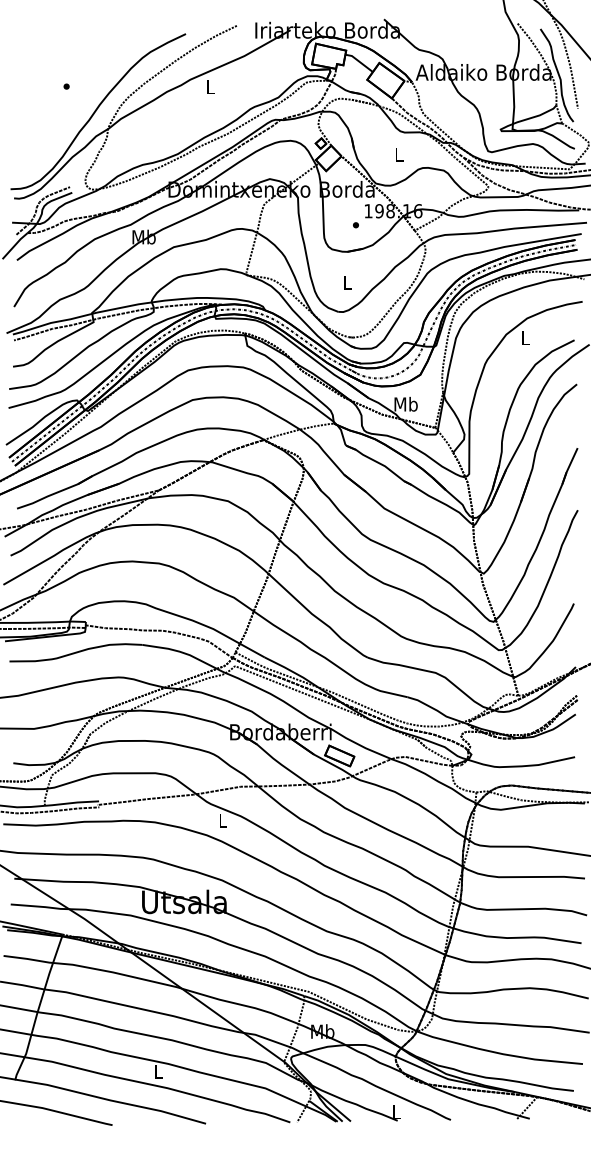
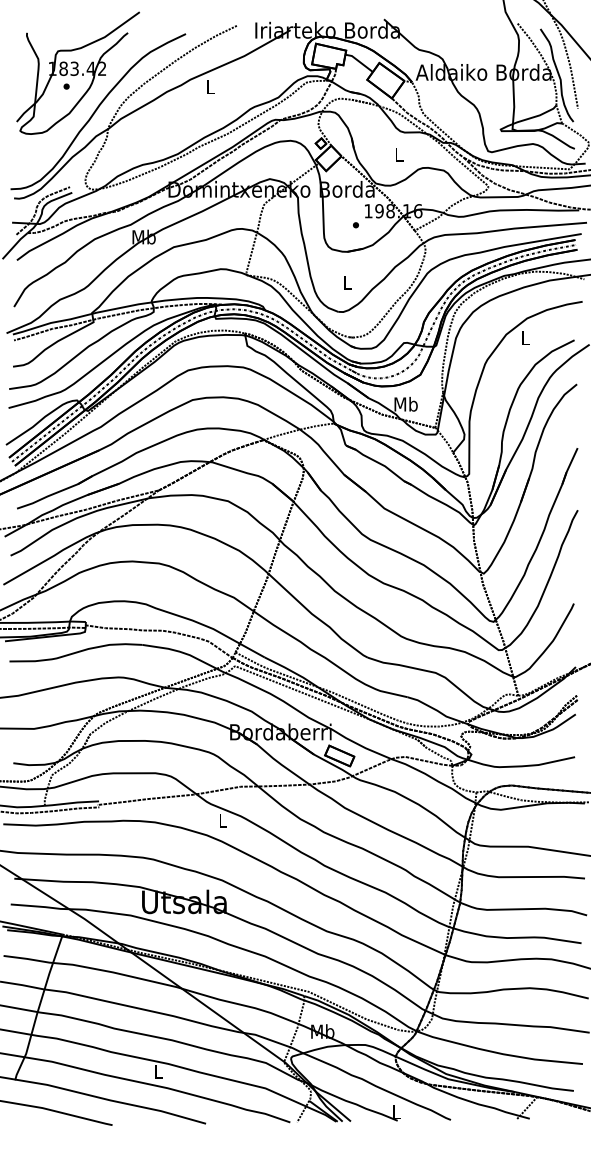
part: none -> present (77, 72)
